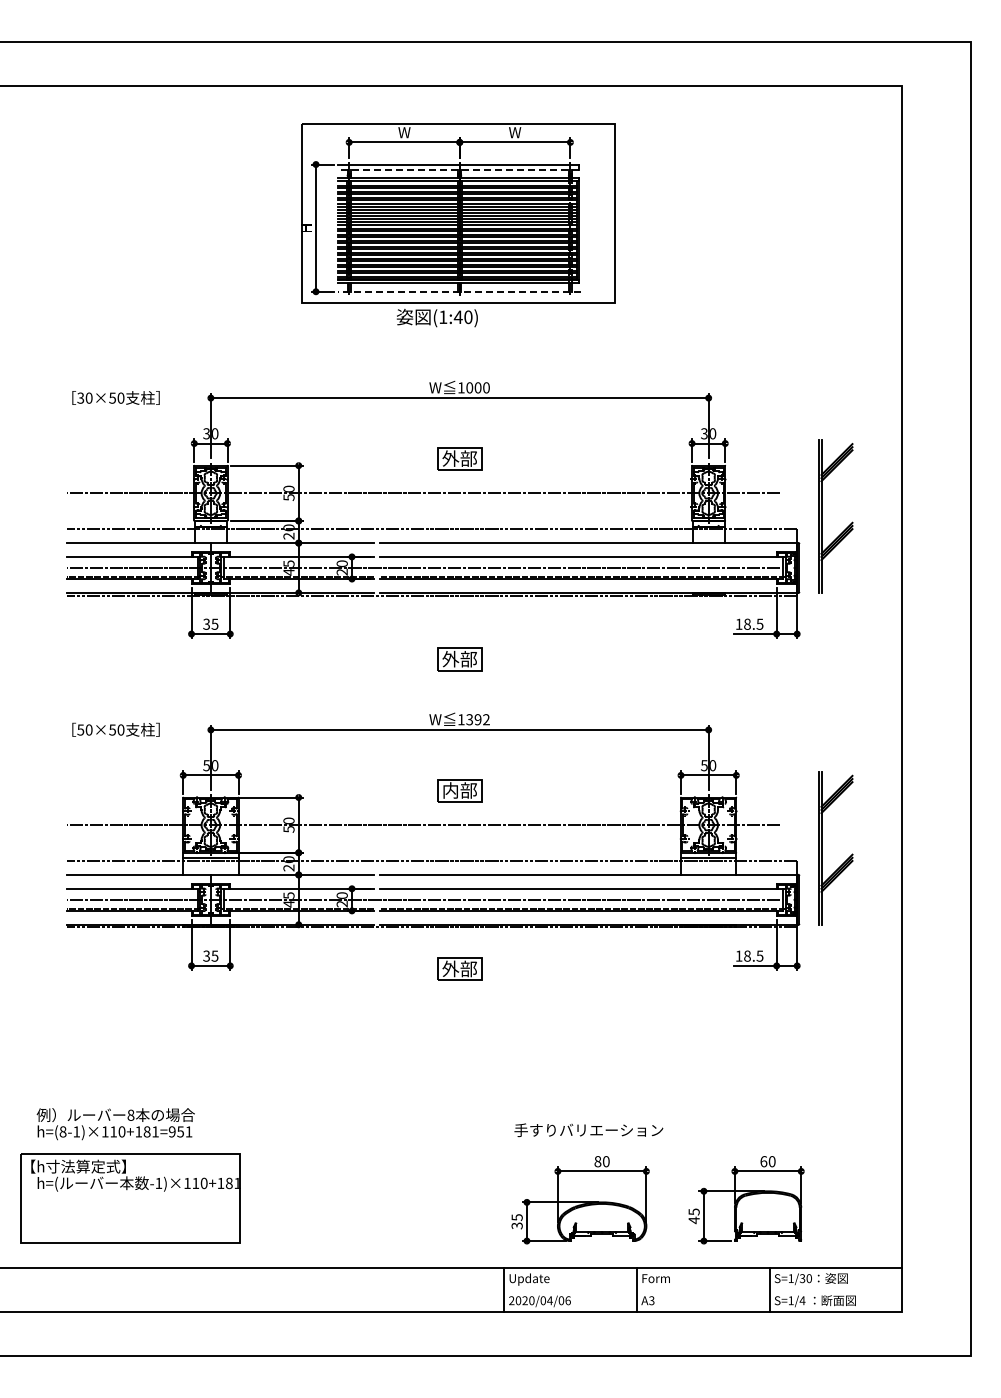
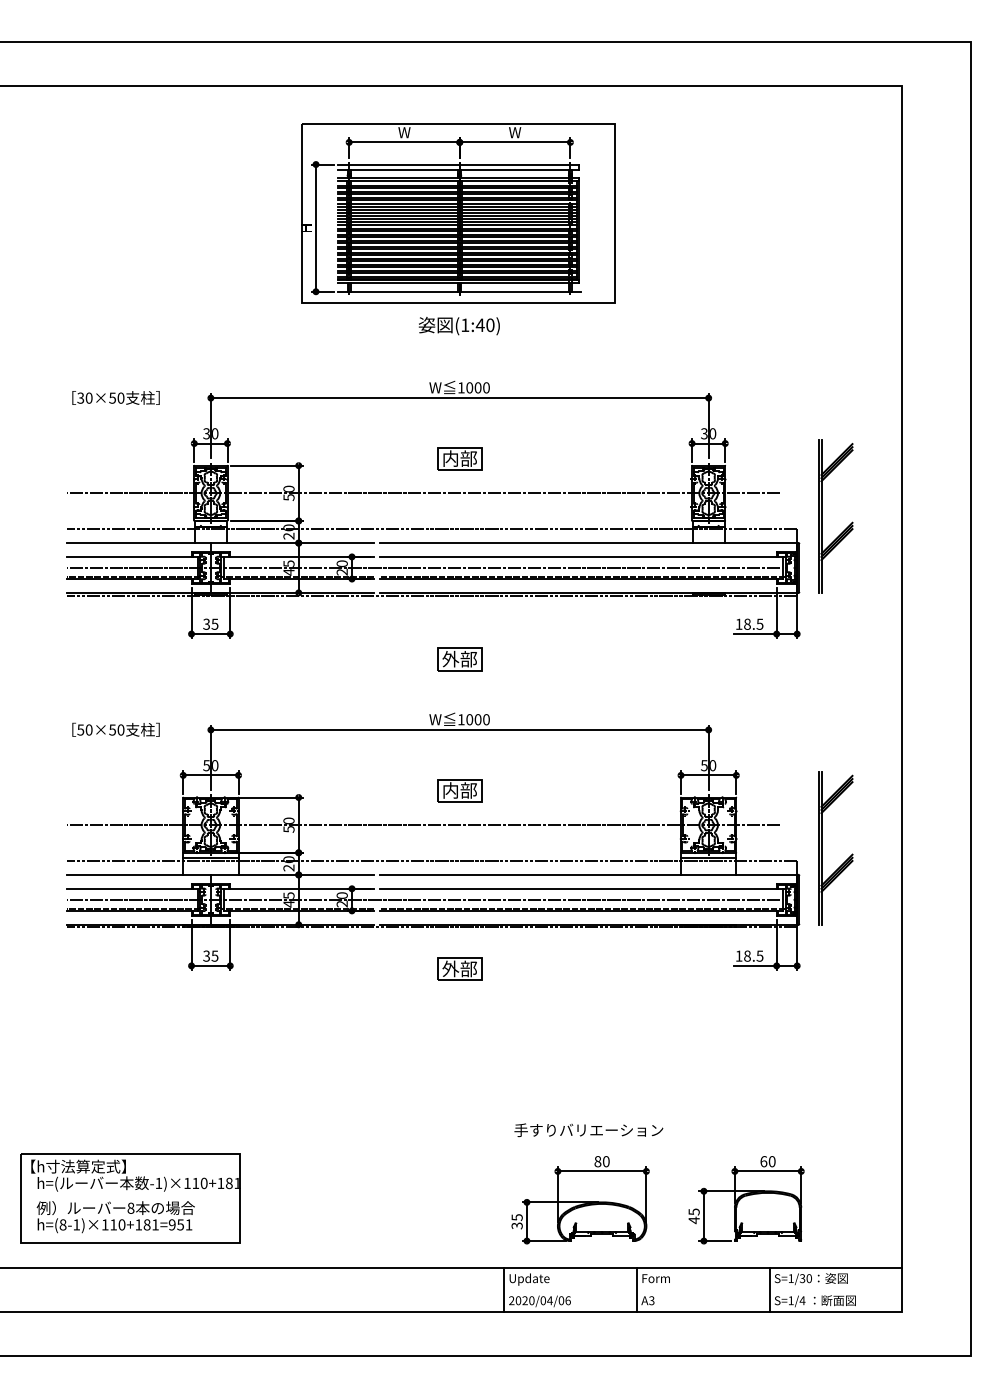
line: dashed -> solid (458, 169)
line: dashed -> solid (459, 291)
text position: (436, 318) -> (458, 326) (458, 326)
text: 外部 -> 内部 (450, 458)
text: 1392 -> 1000 (477, 719)
text position: (115, 1124) -> (115, 1217) (115, 1217)
